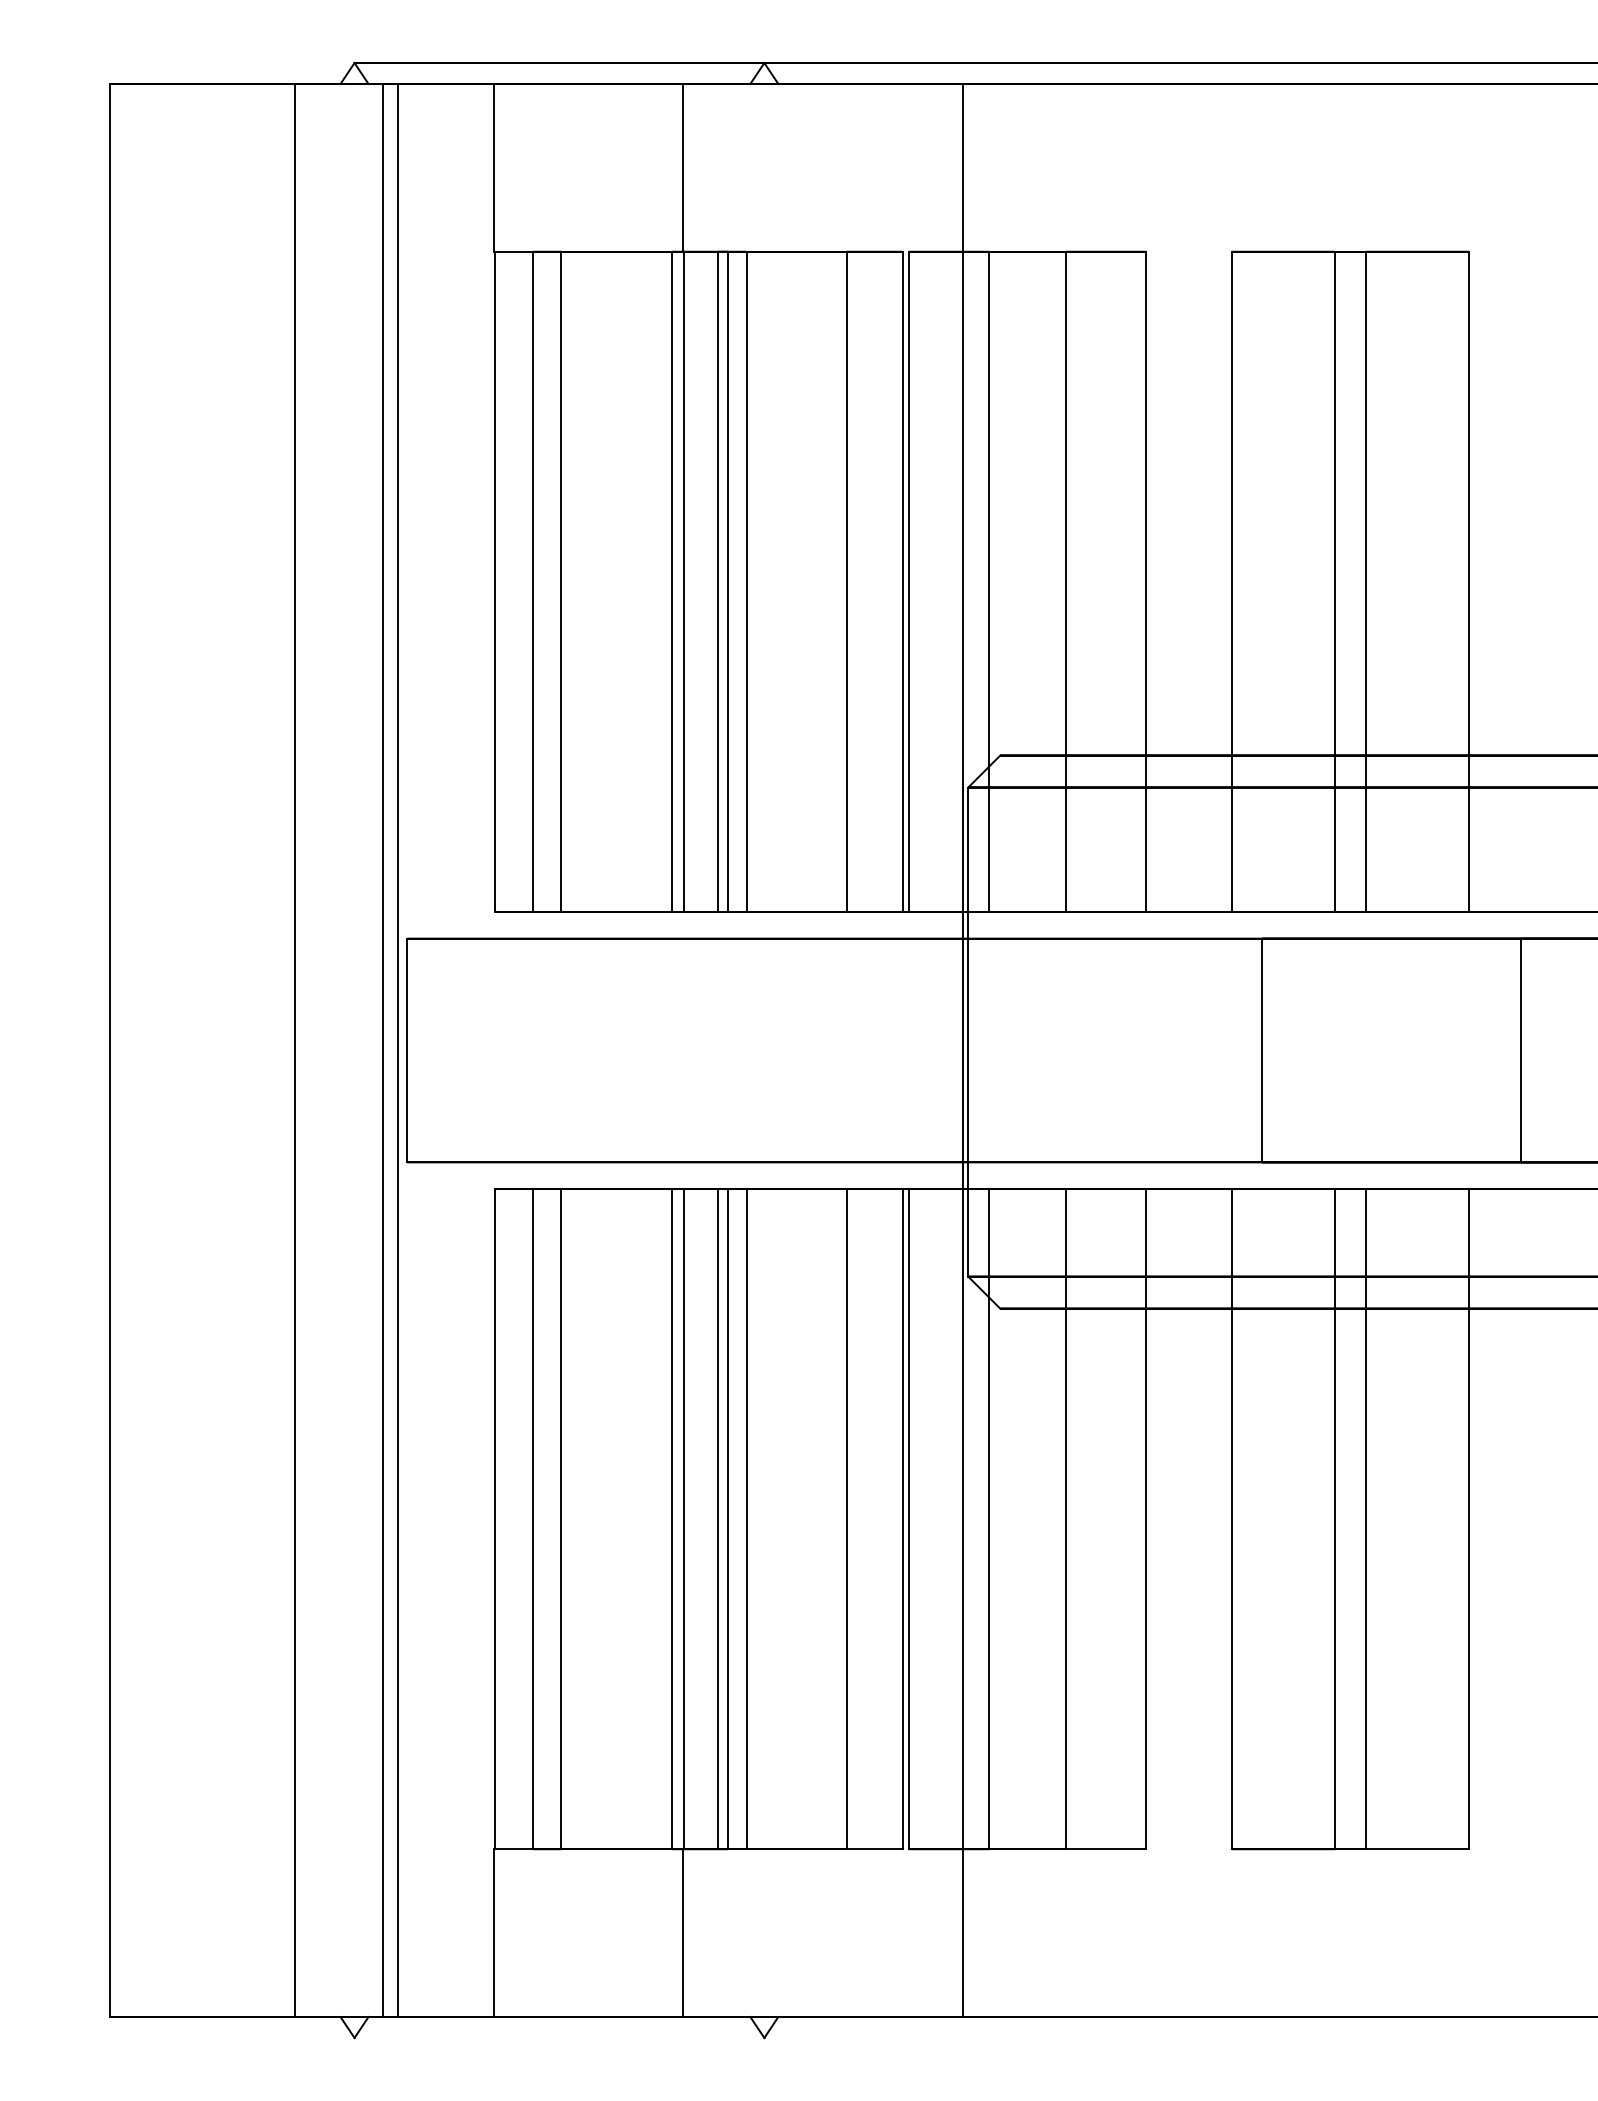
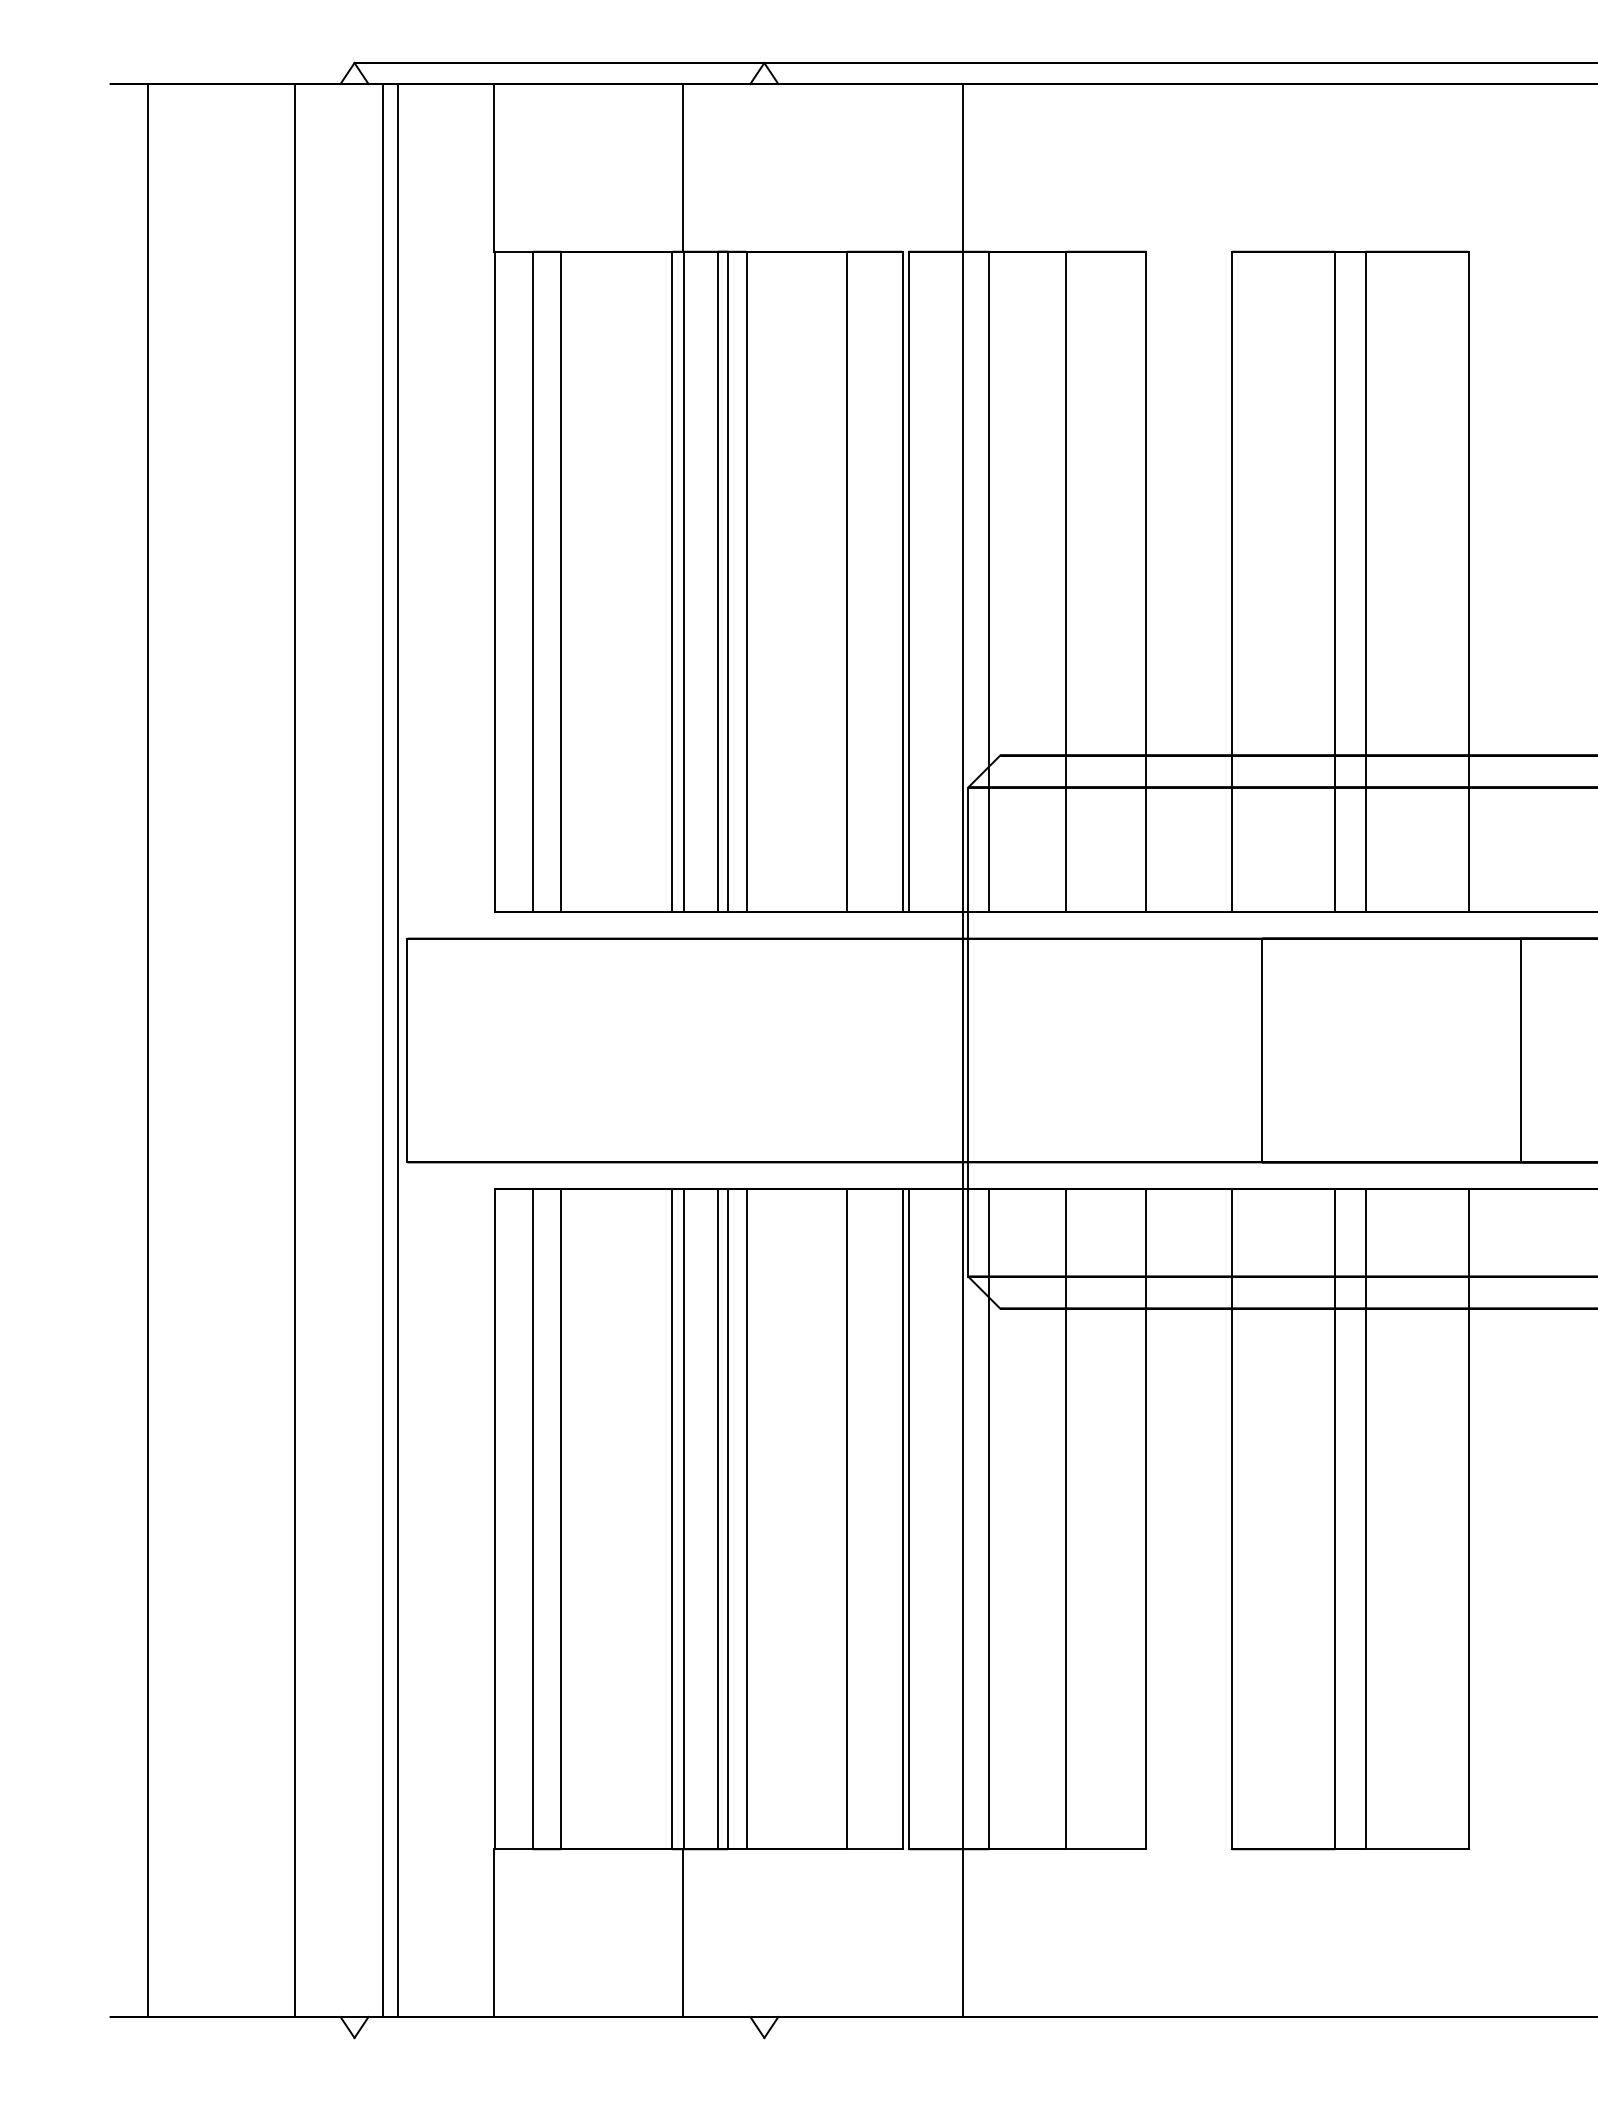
line position: (109, 1050) -> (147, 1050) (147, 1050)
